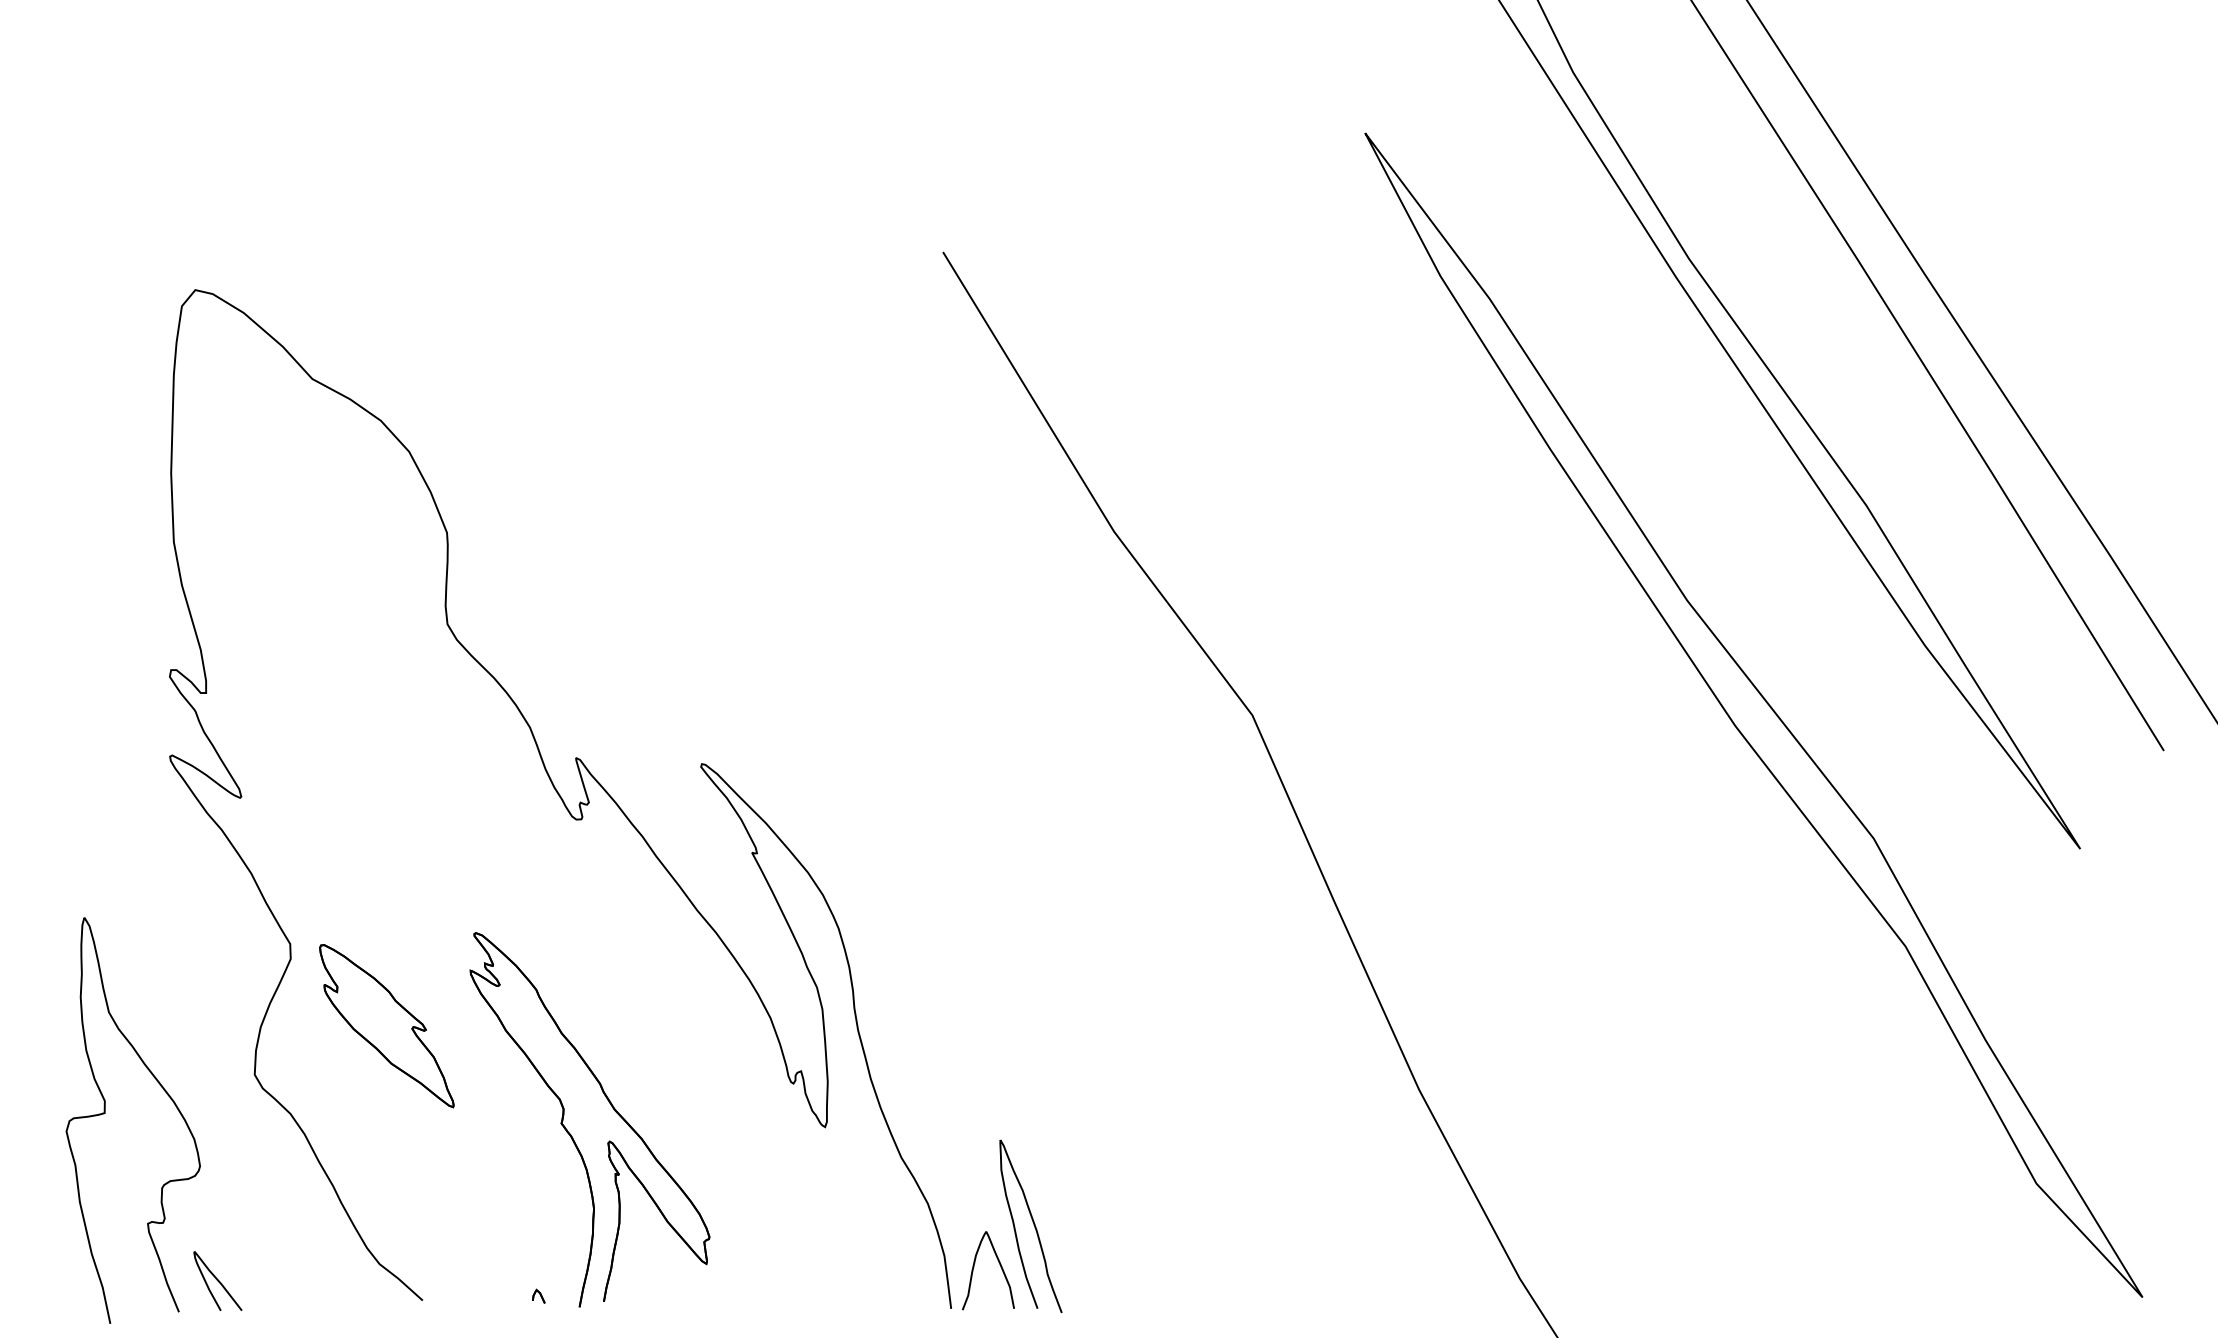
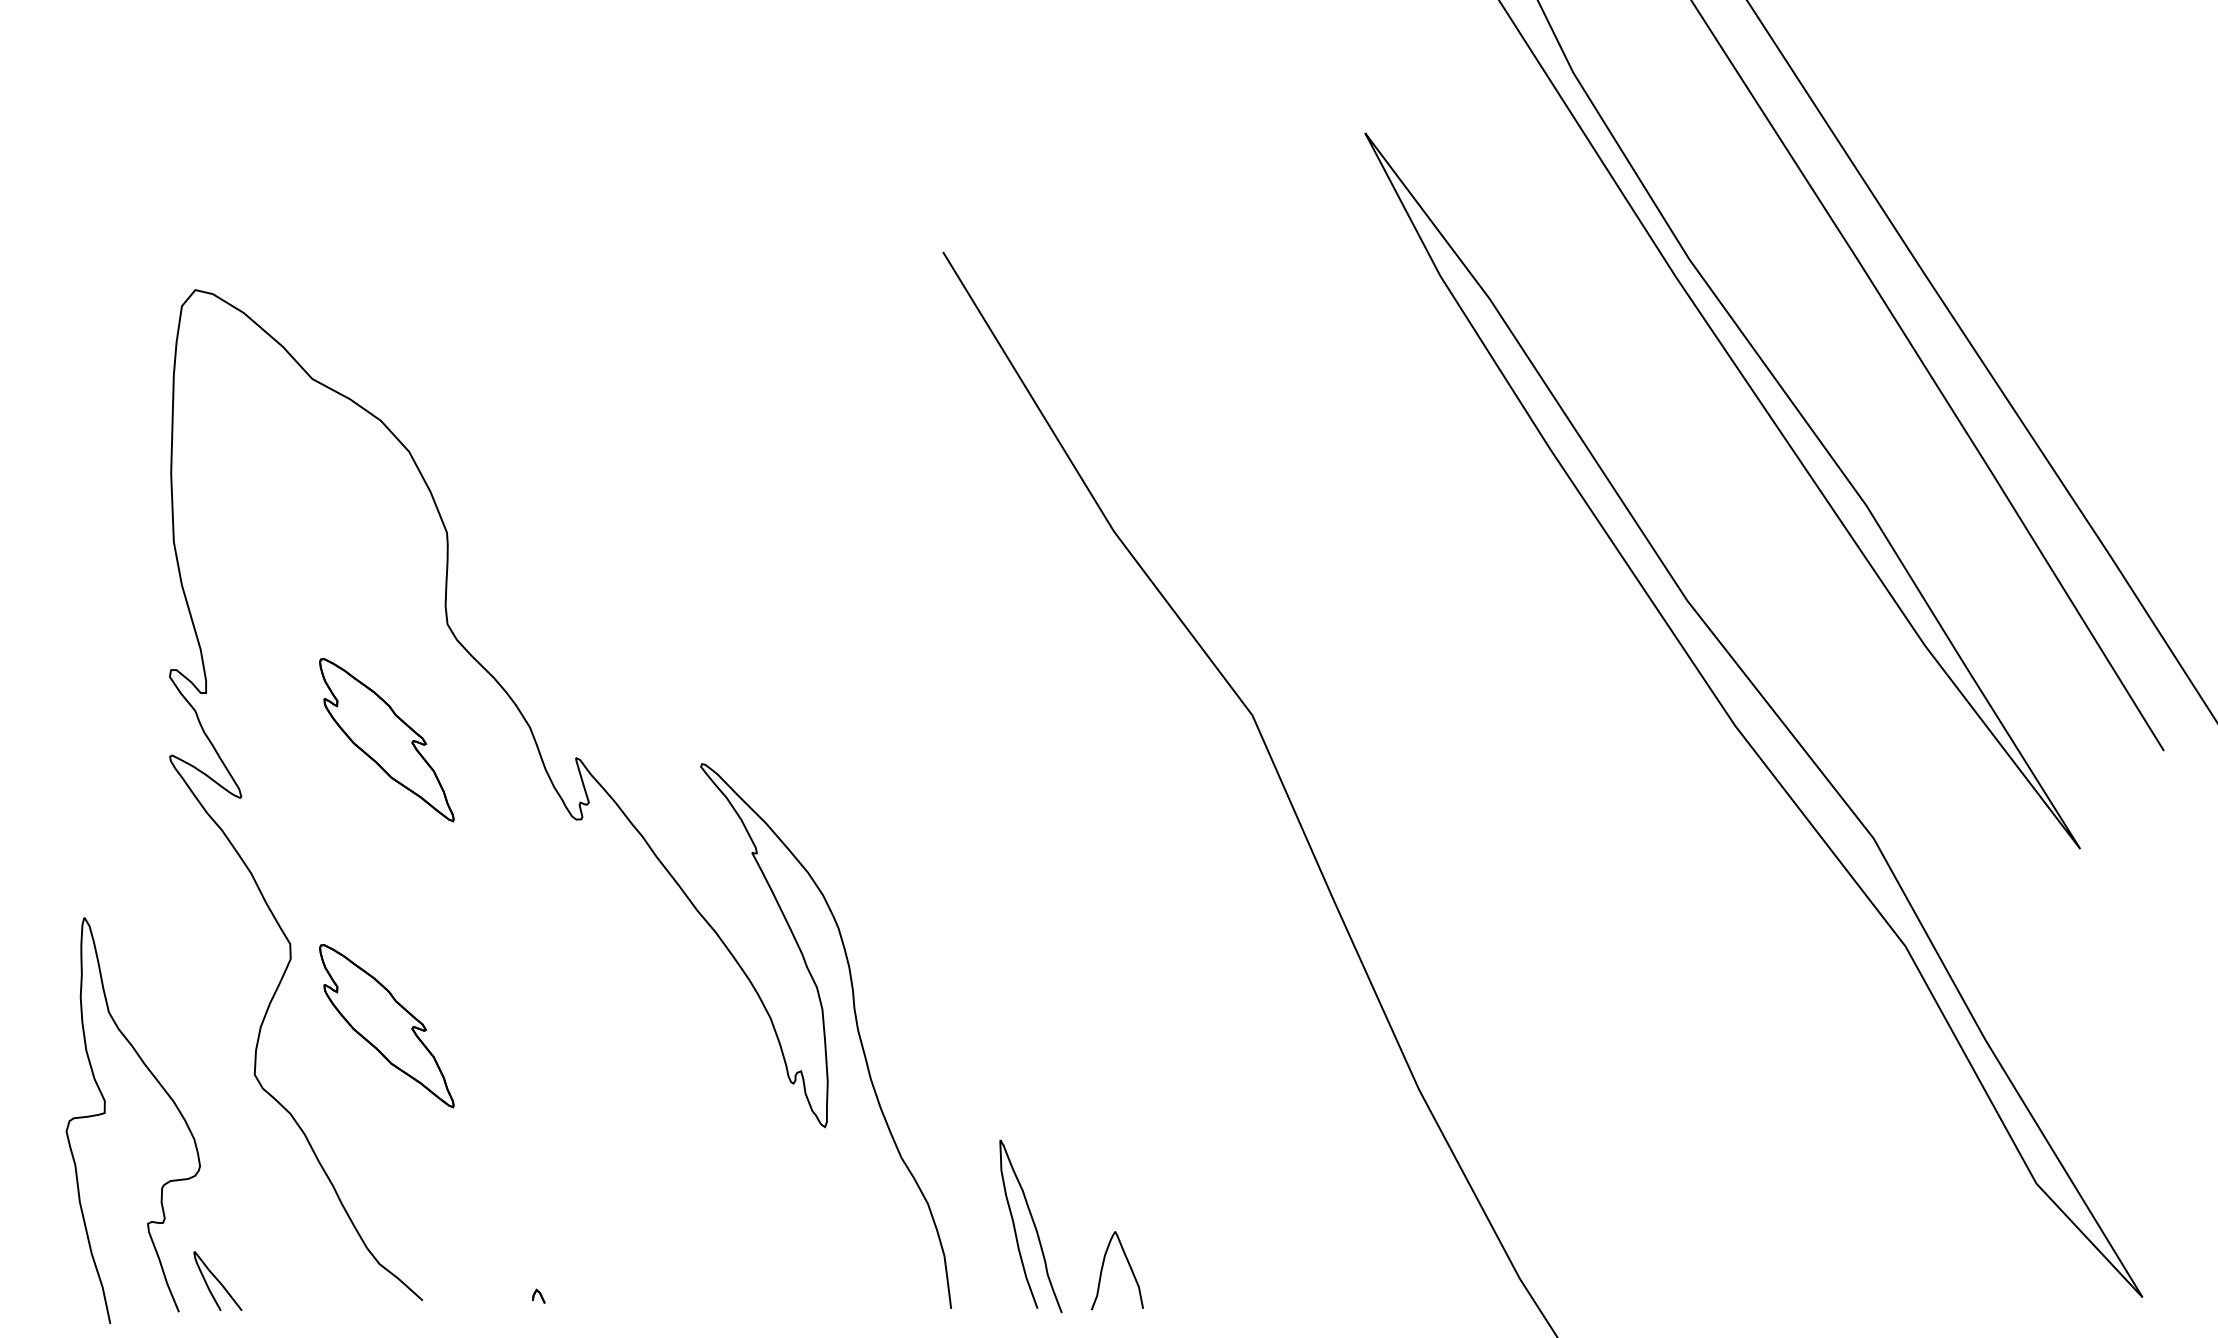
part: none -> present (386, 740)
part: present -> none (571, 1134)
curve position: (999, 1265) -> (1128, 1265) (1128, 1265)
